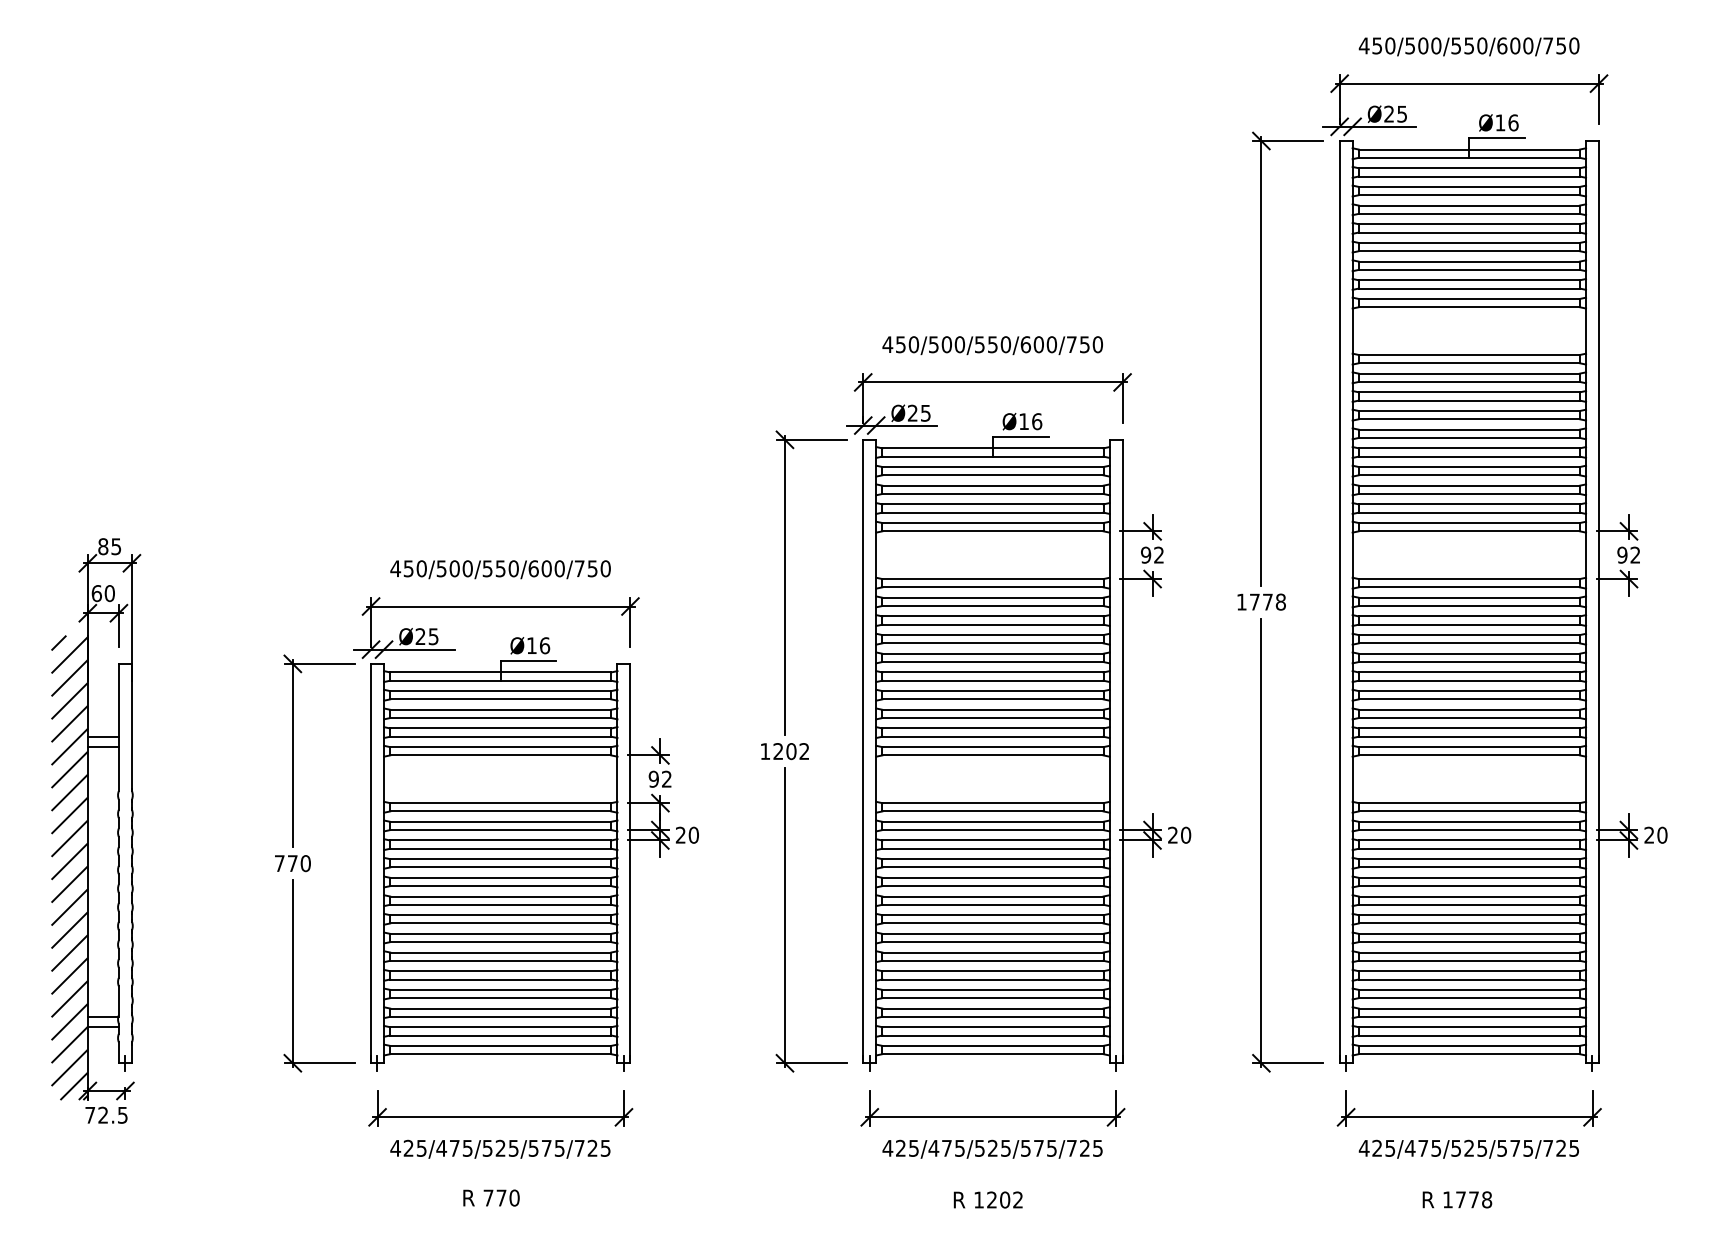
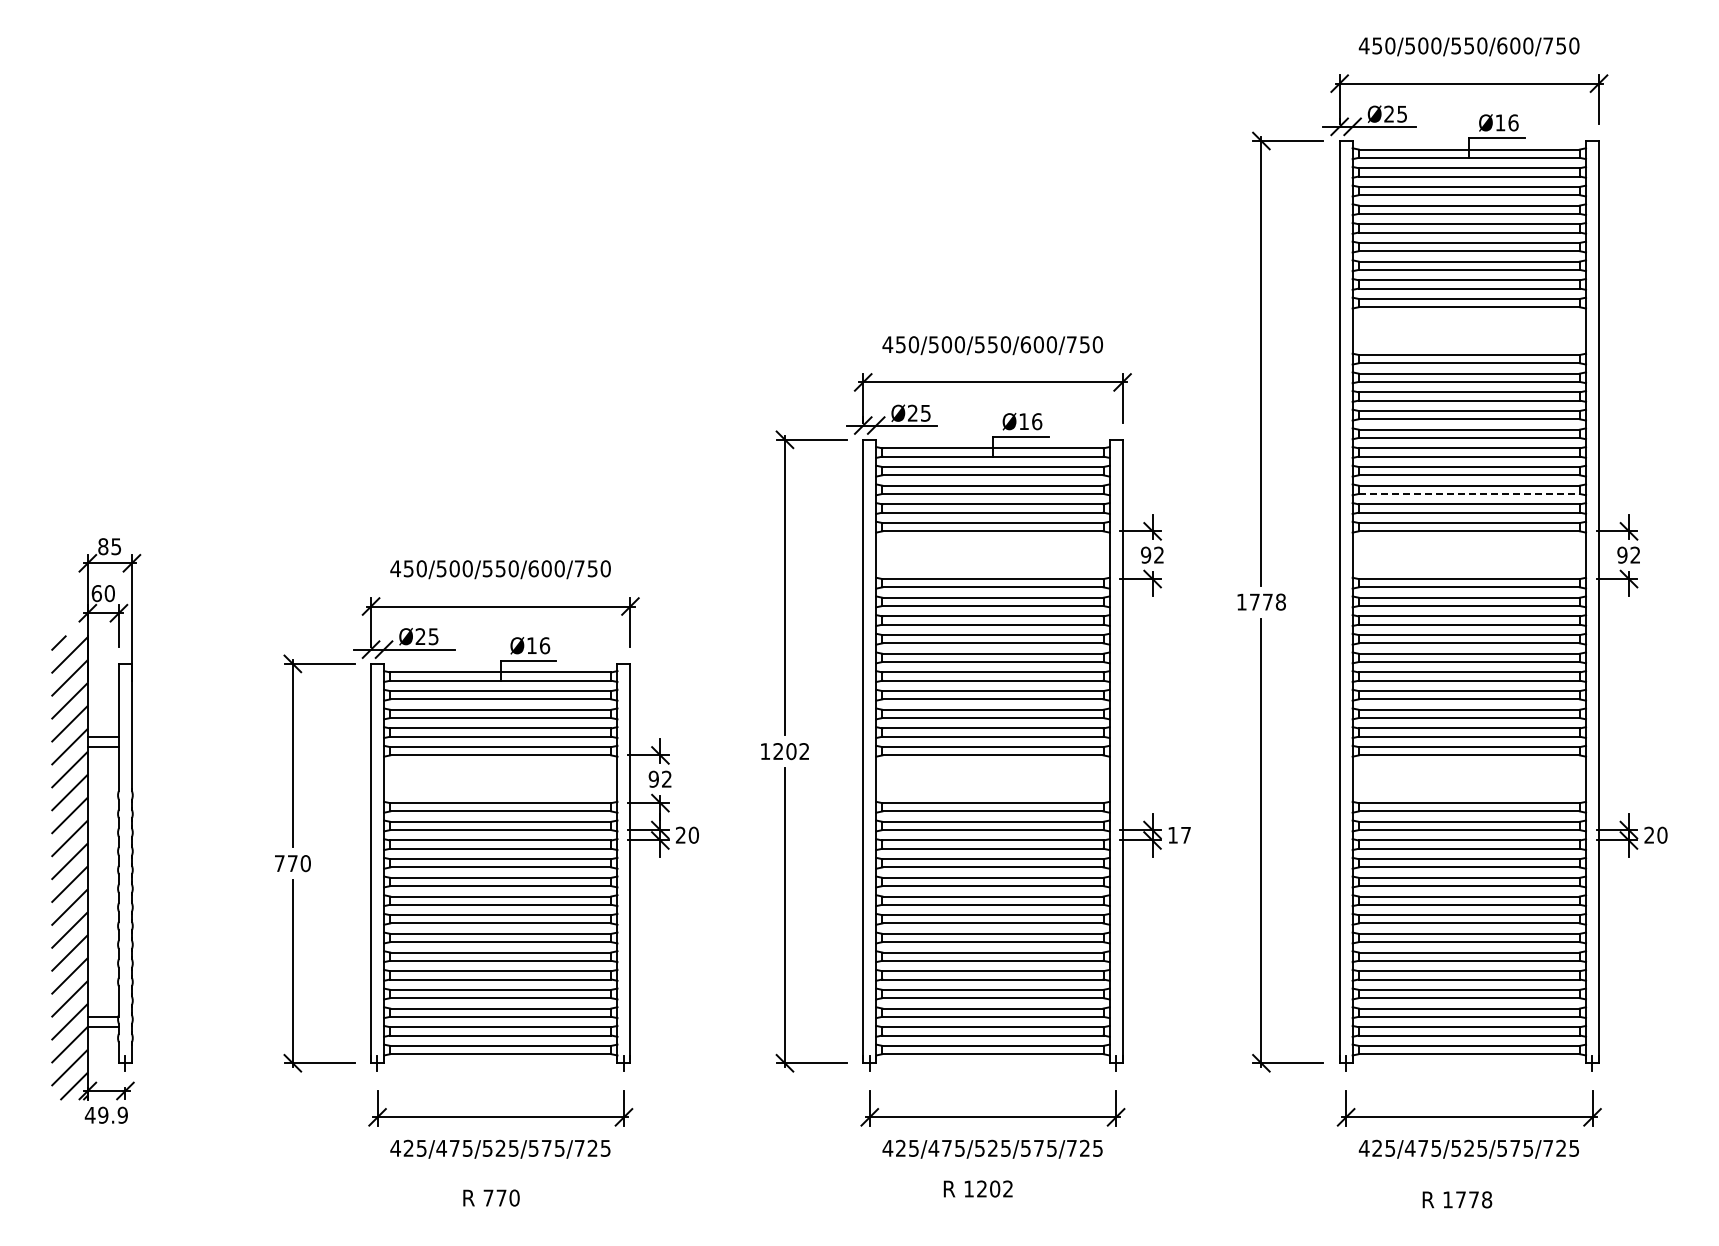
line: solid -> dashed (1469, 493)
text: 20 -> 17 (1179, 834)
text: 72.5 -> 49.9 (105, 1114)
text position: (987, 1199) -> (977, 1188) (977, 1188)
